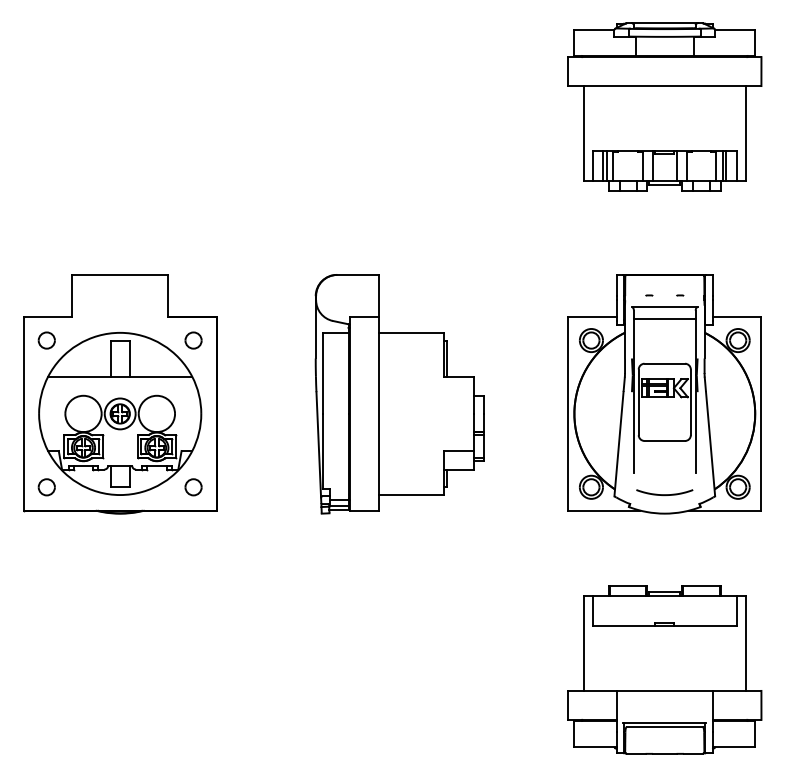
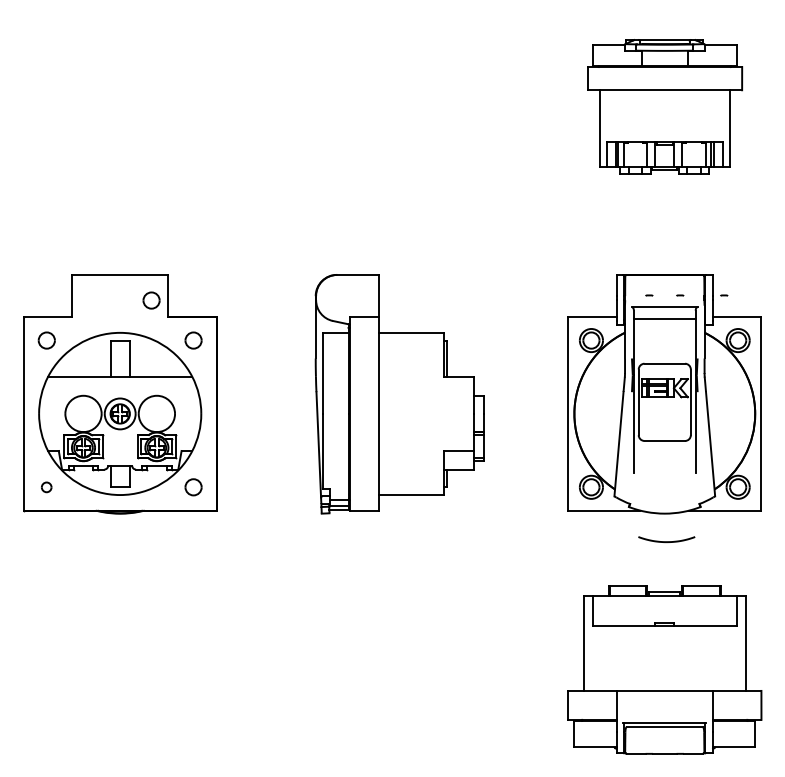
part size: 196x170 px -> 157x136 px (665, 106)
curve: none -> present (724, 295)
part: none -> present (151, 300)
part size: 19x19 px -> 12x13 px (46, 487)
curve position: (664, 494) -> (666, 541) (666, 541)
